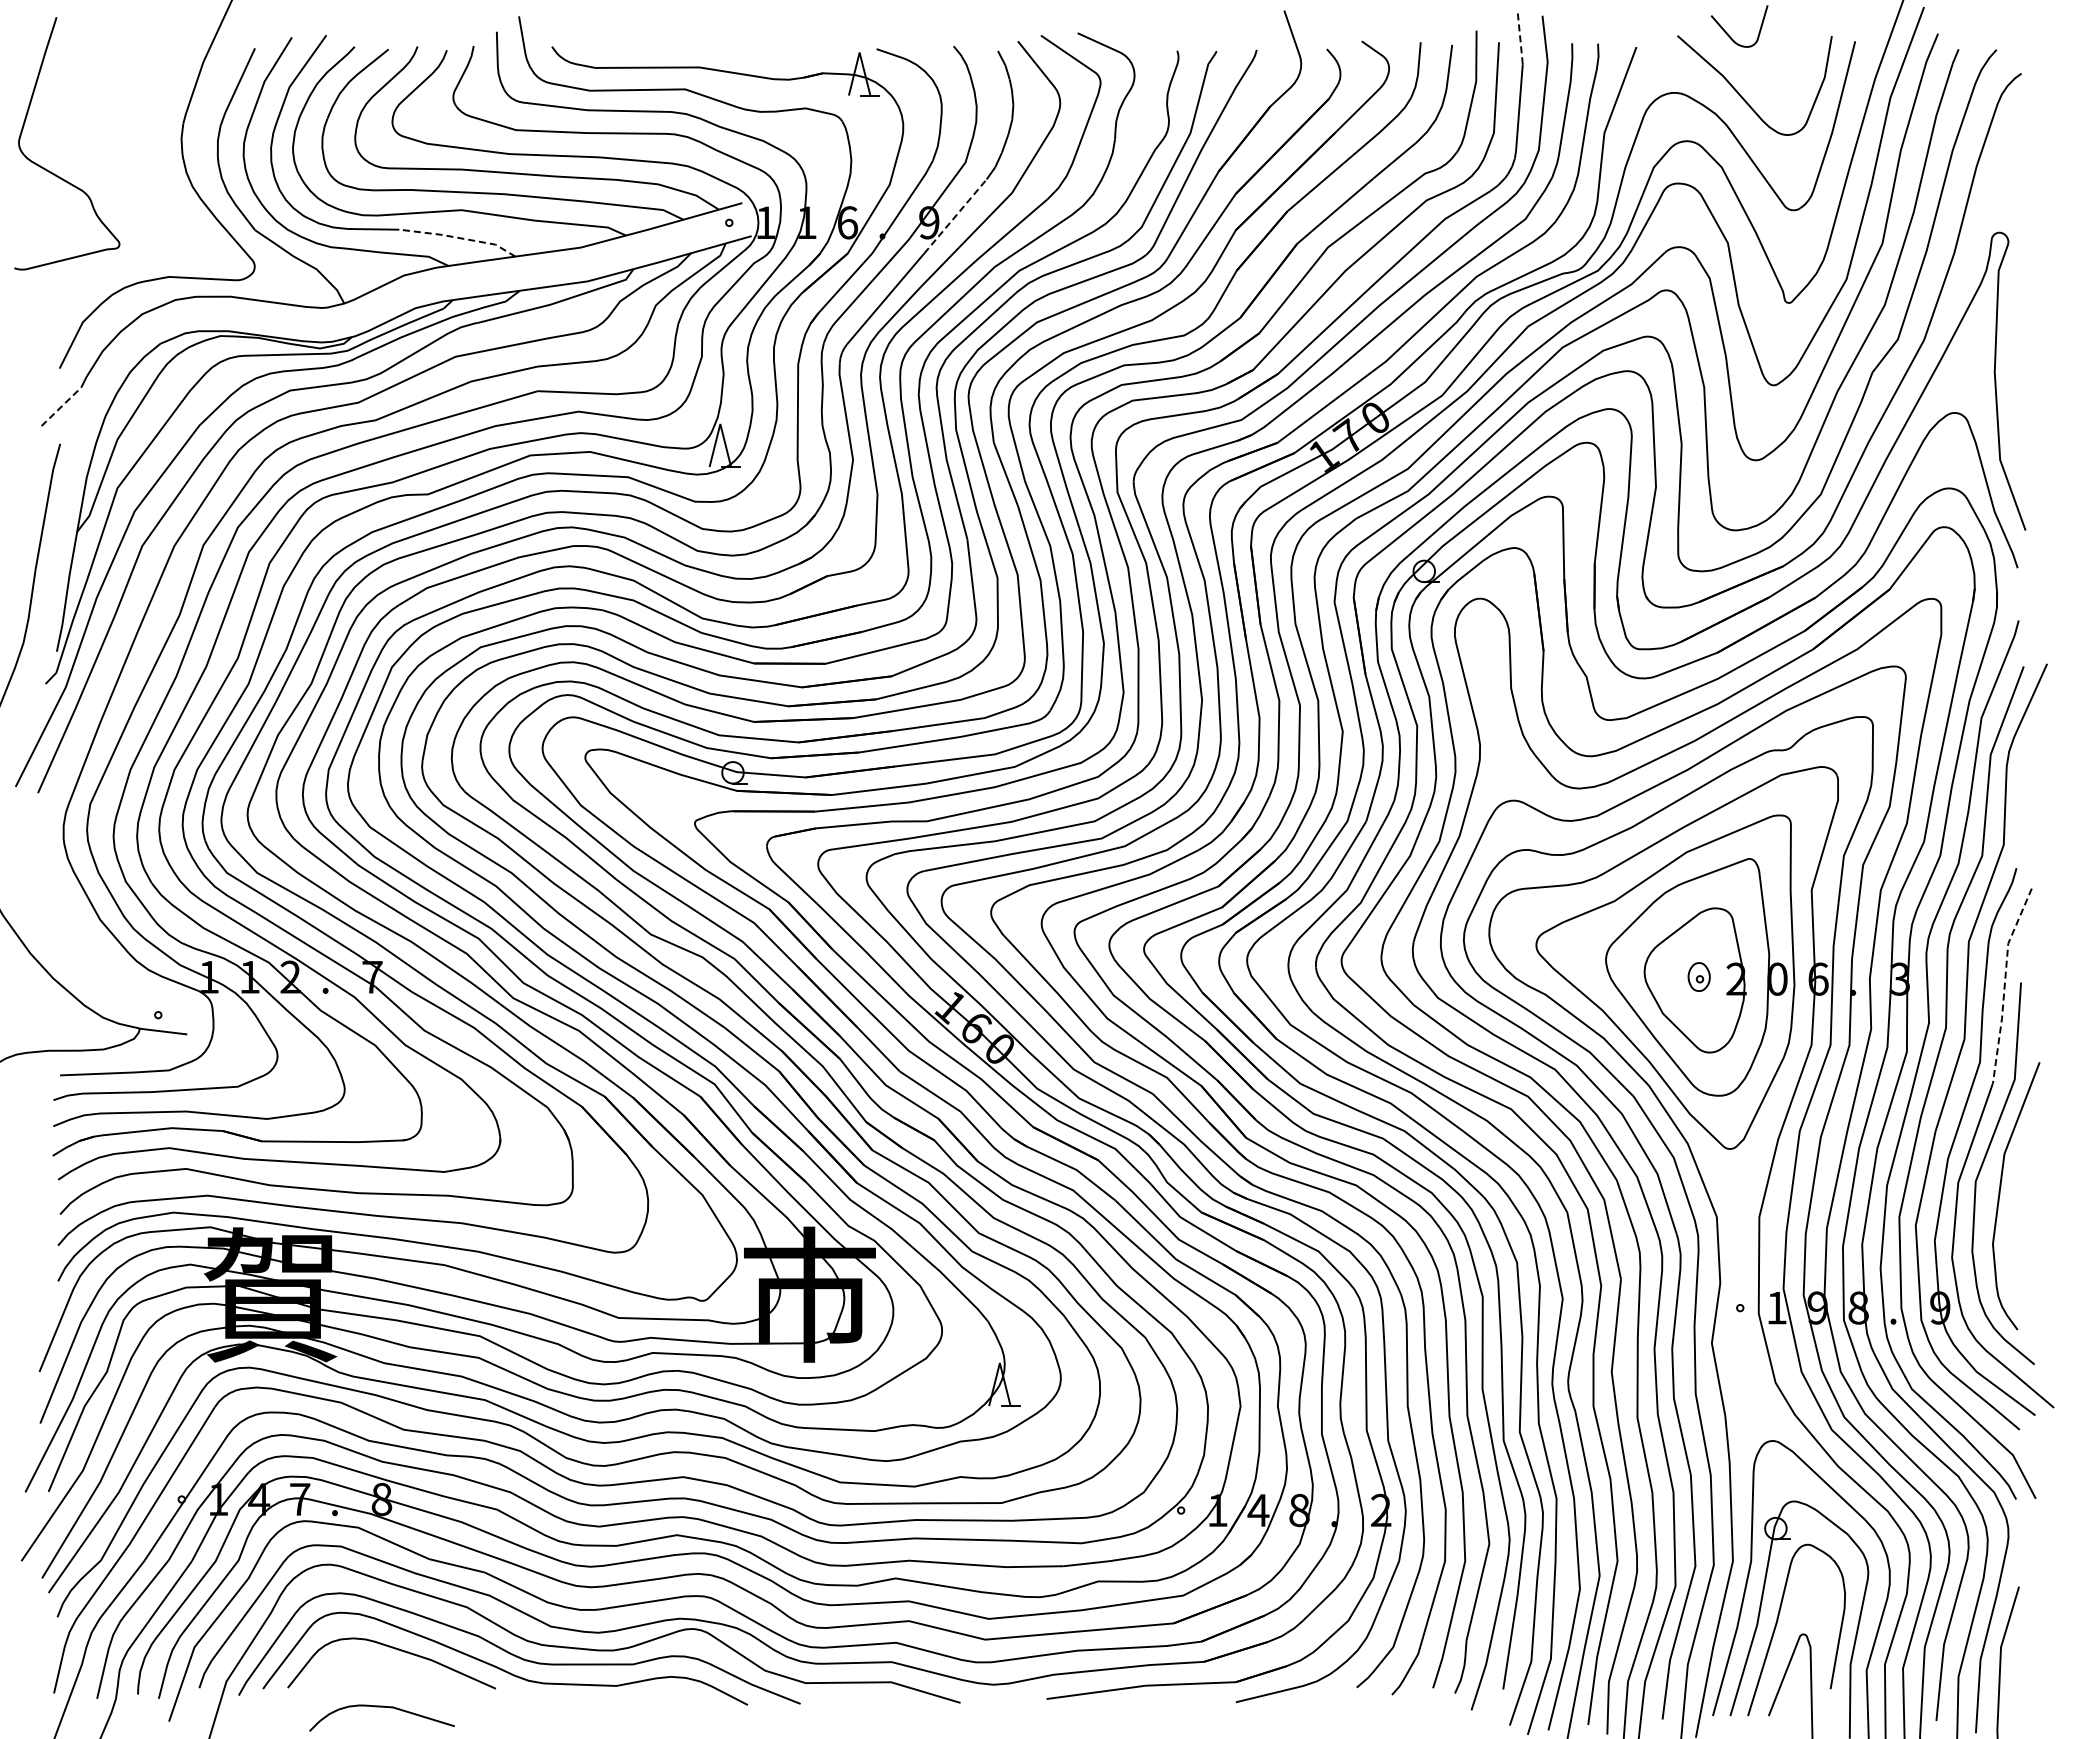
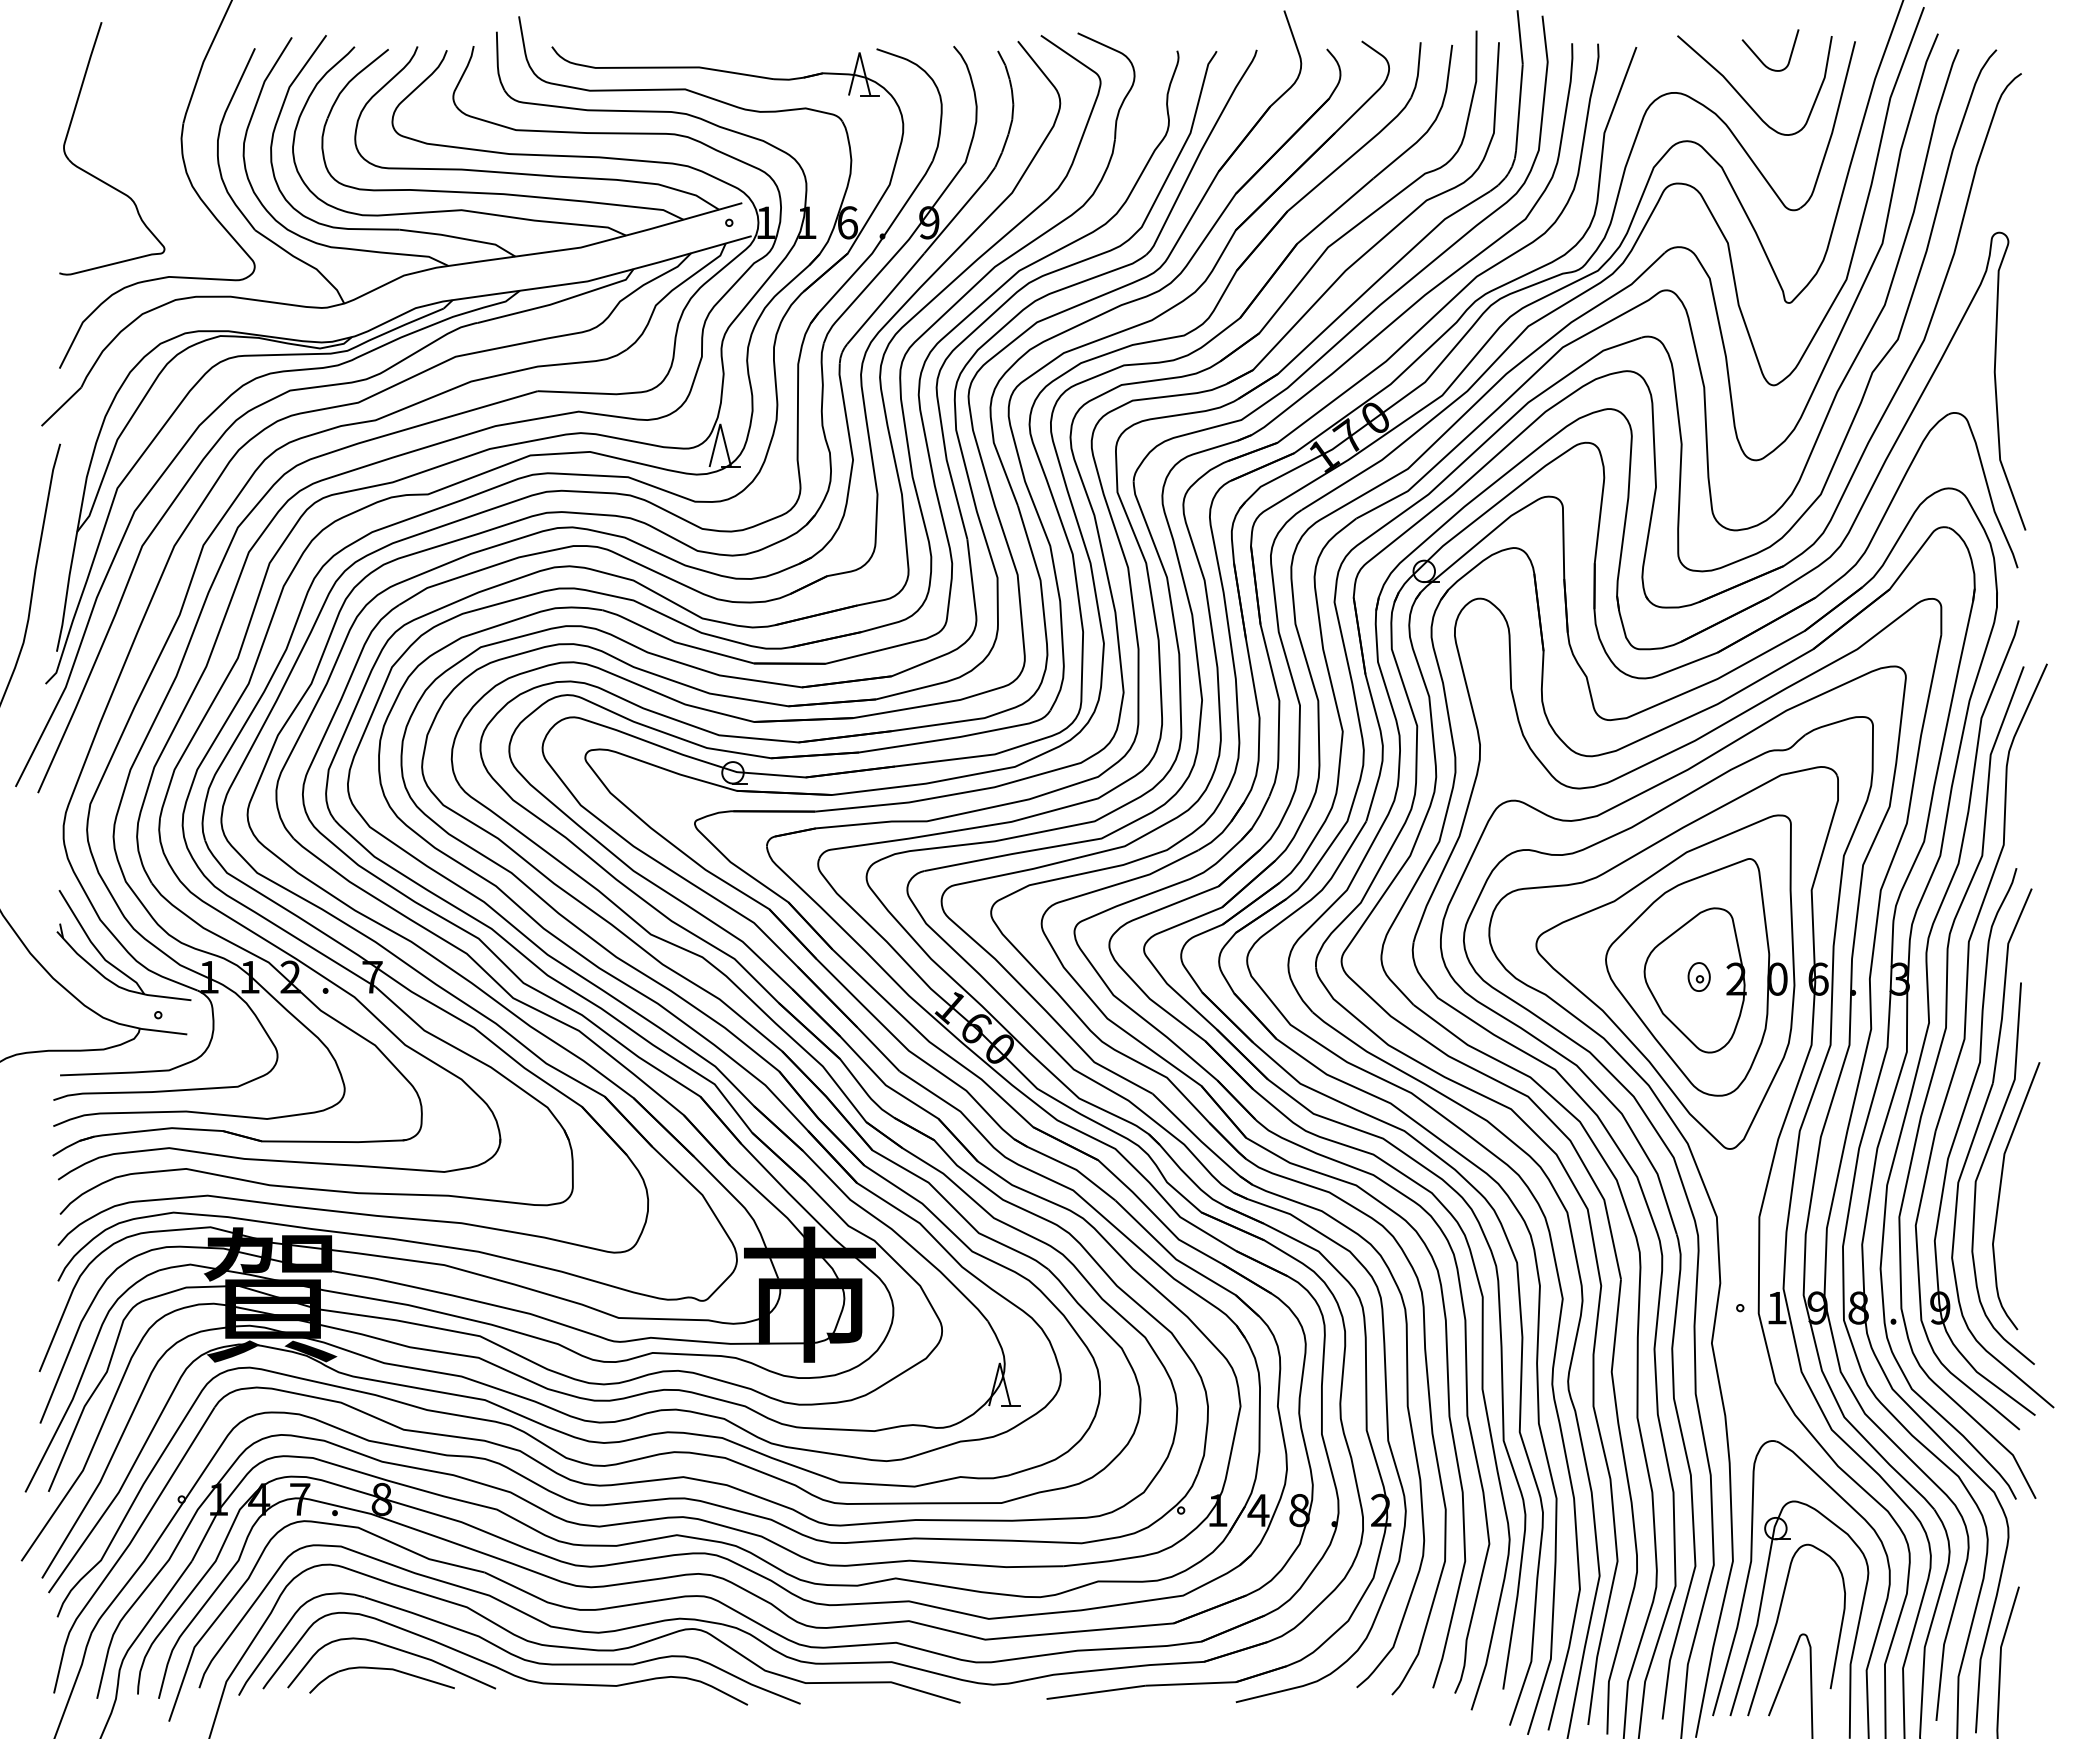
curve position: (1728, 33) -> (1759, 57) (1759, 57)
line: dashed -> solid (1520, 36)
part position: (51, 171) -> (96, 176) (96, 176)
line: dashed -> solid (955, 216)
line: dashed -> solid (458, 237)
line: dashed -> solid (61, 406)
part: none -> present (110, 962)
line: dashed -> solid (2004, 984)
part position: (381, 1707) -> (381, 1669) (381, 1669)
